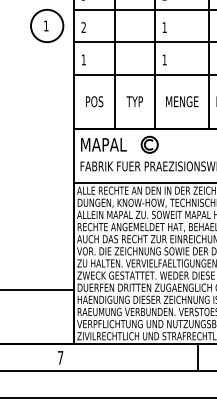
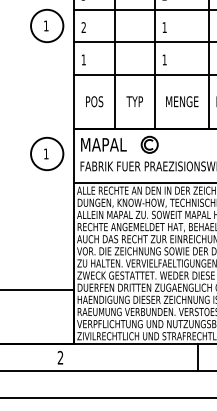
part: none -> present (47, 153)
text: 7 -> 2 (60, 357)
